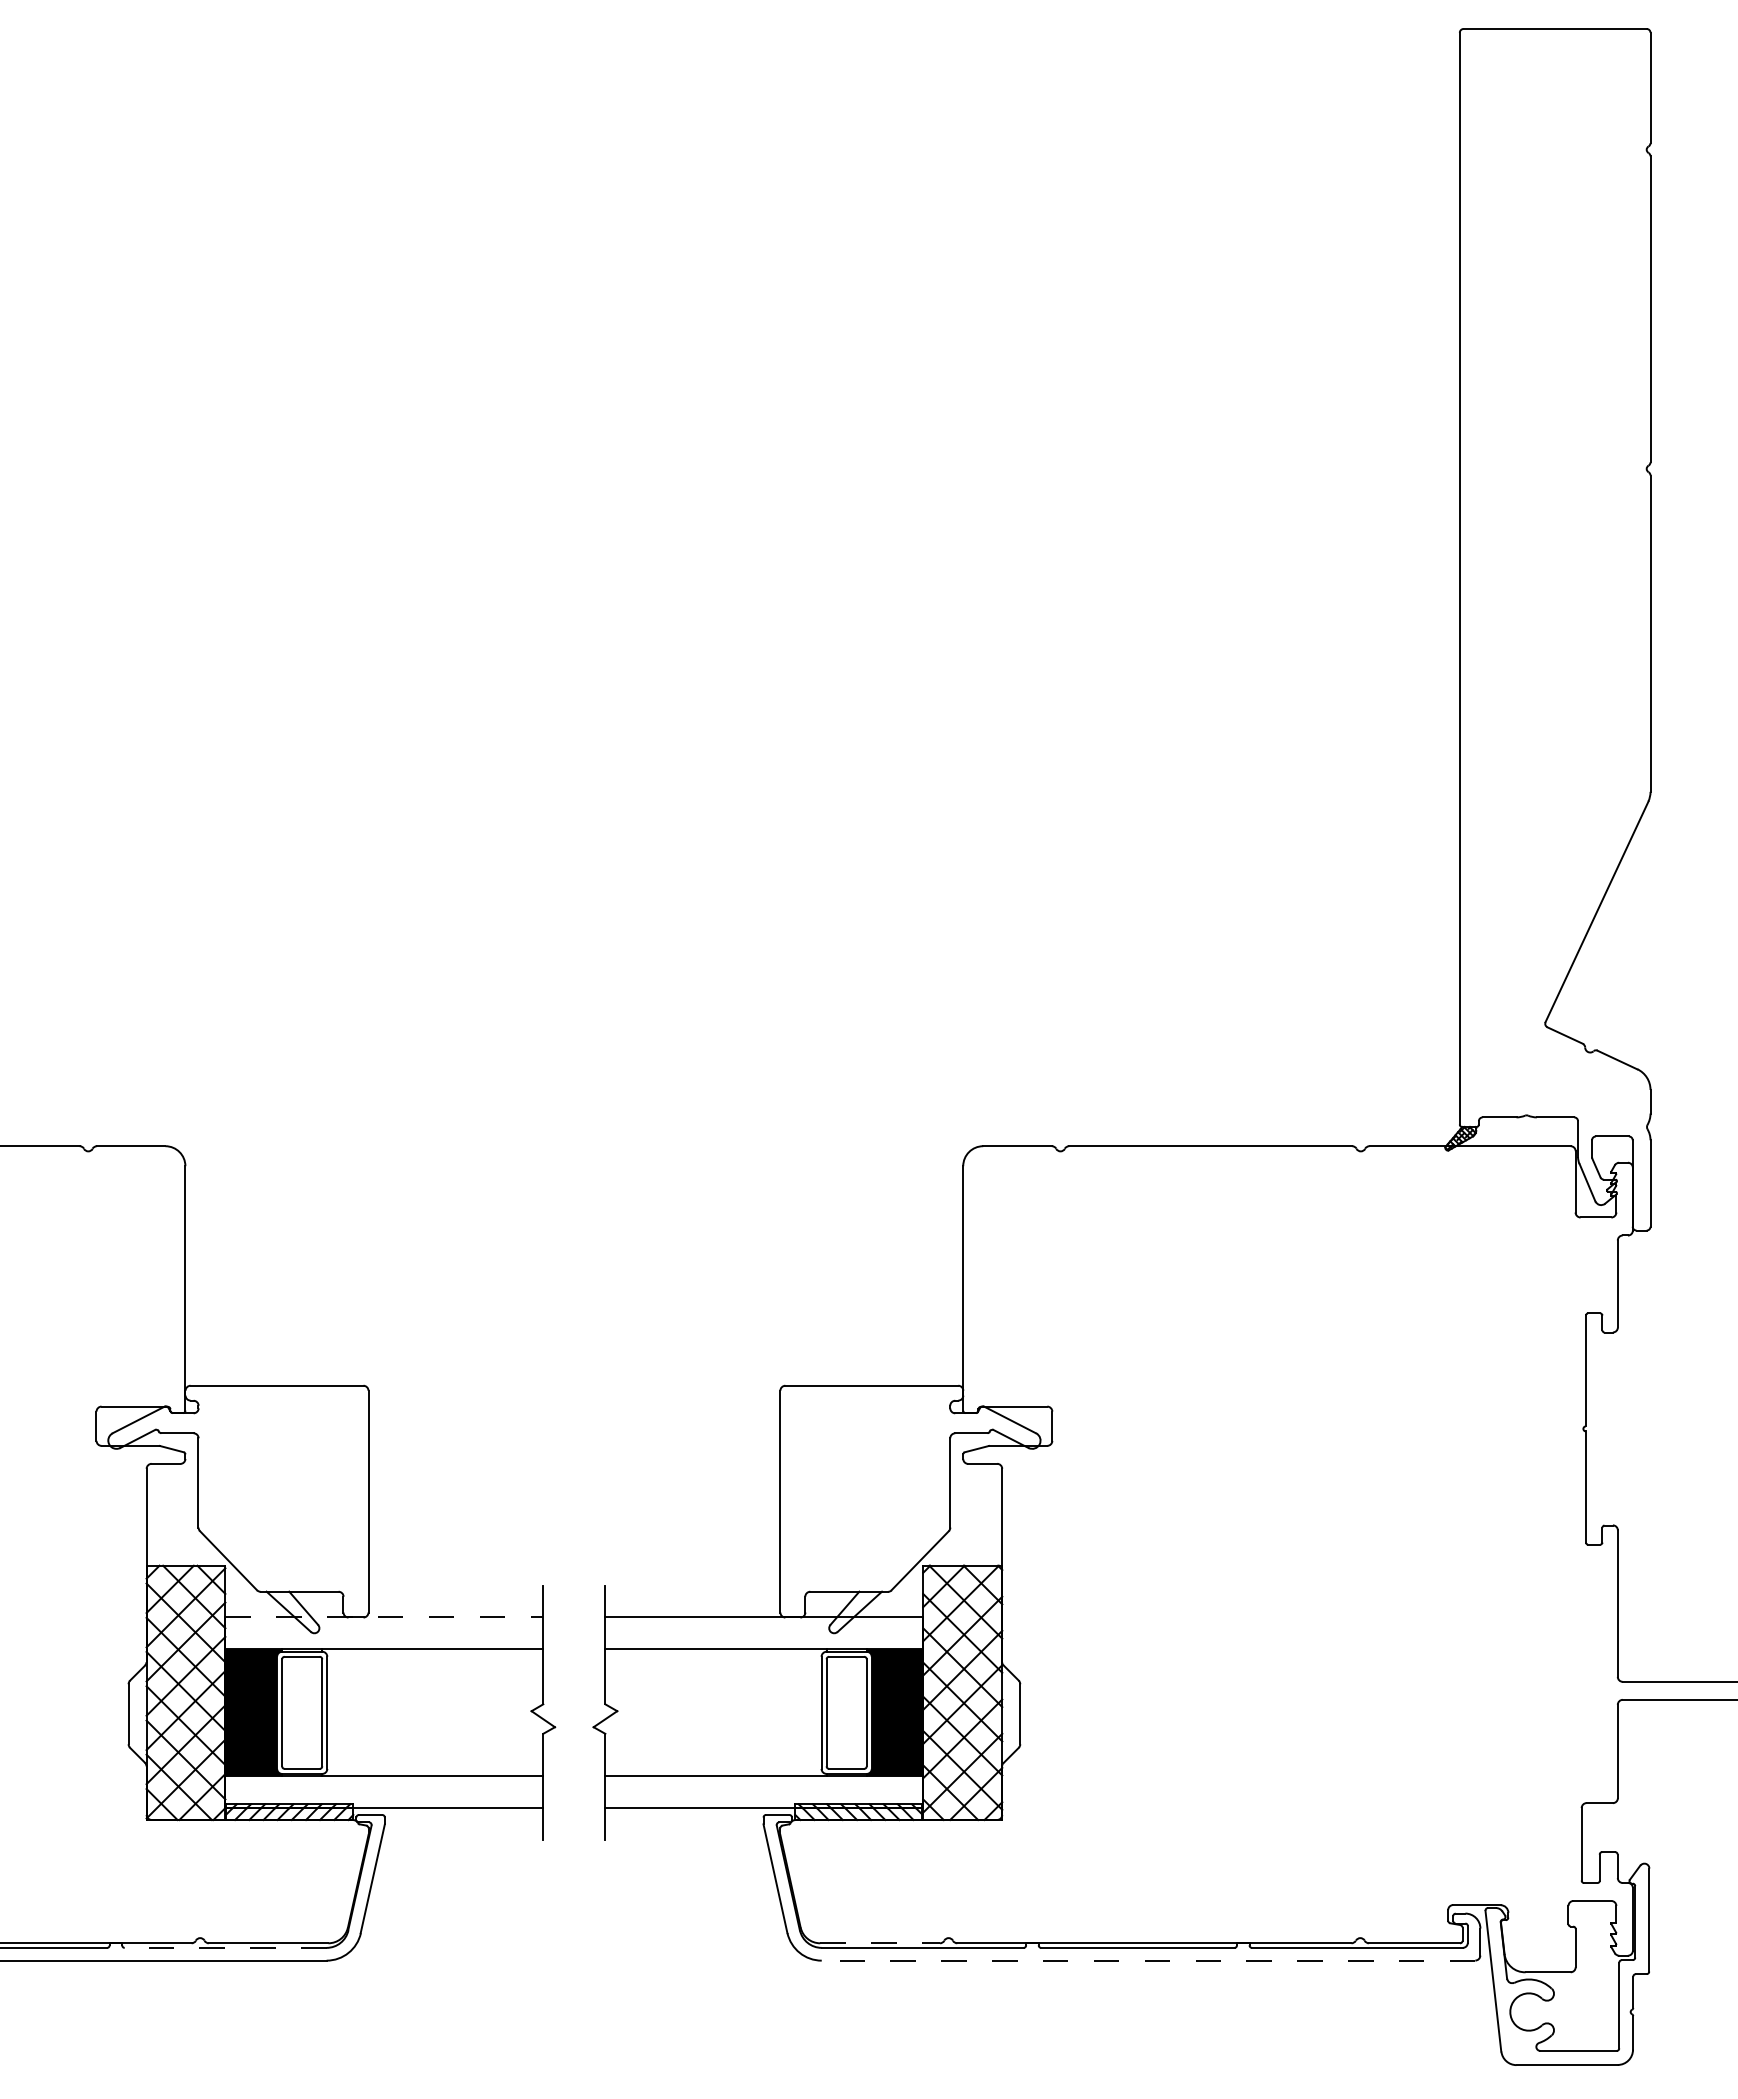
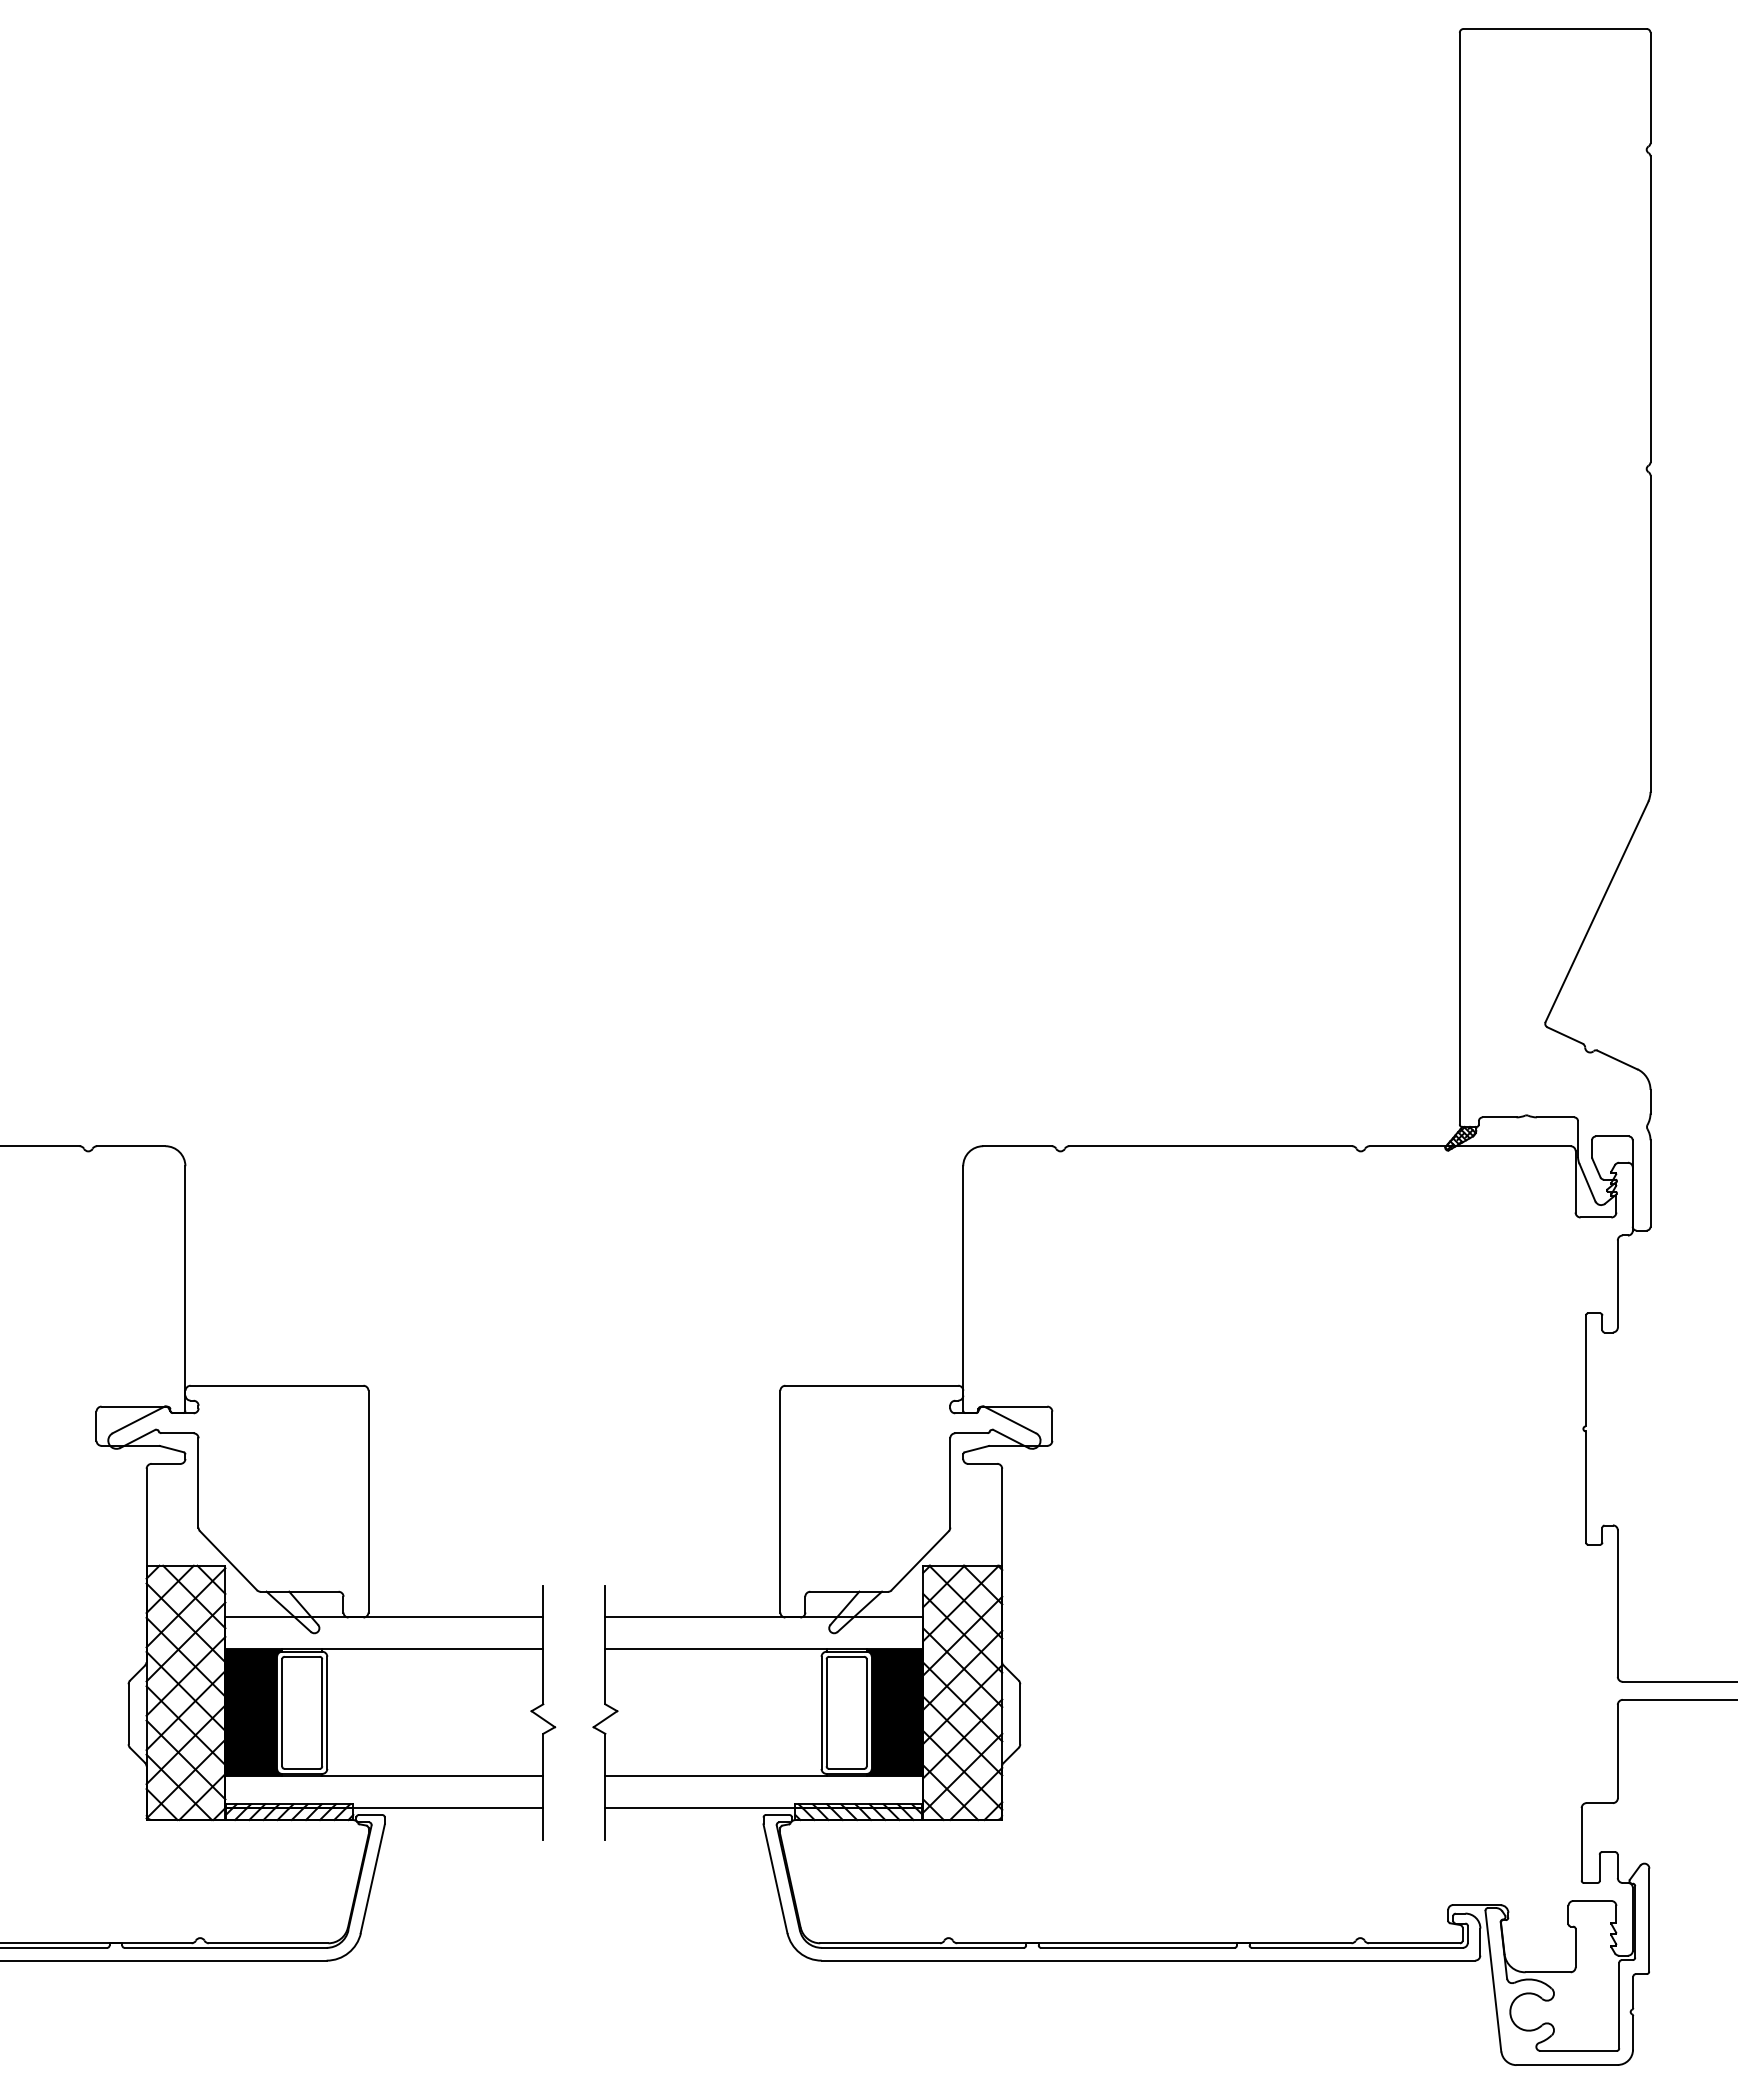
line: dashed -> solid (384, 1617)
line: dashed -> solid (880, 1943)
line: dashed -> solid (225, 1947)
line: dashed -> solid (1148, 1960)
